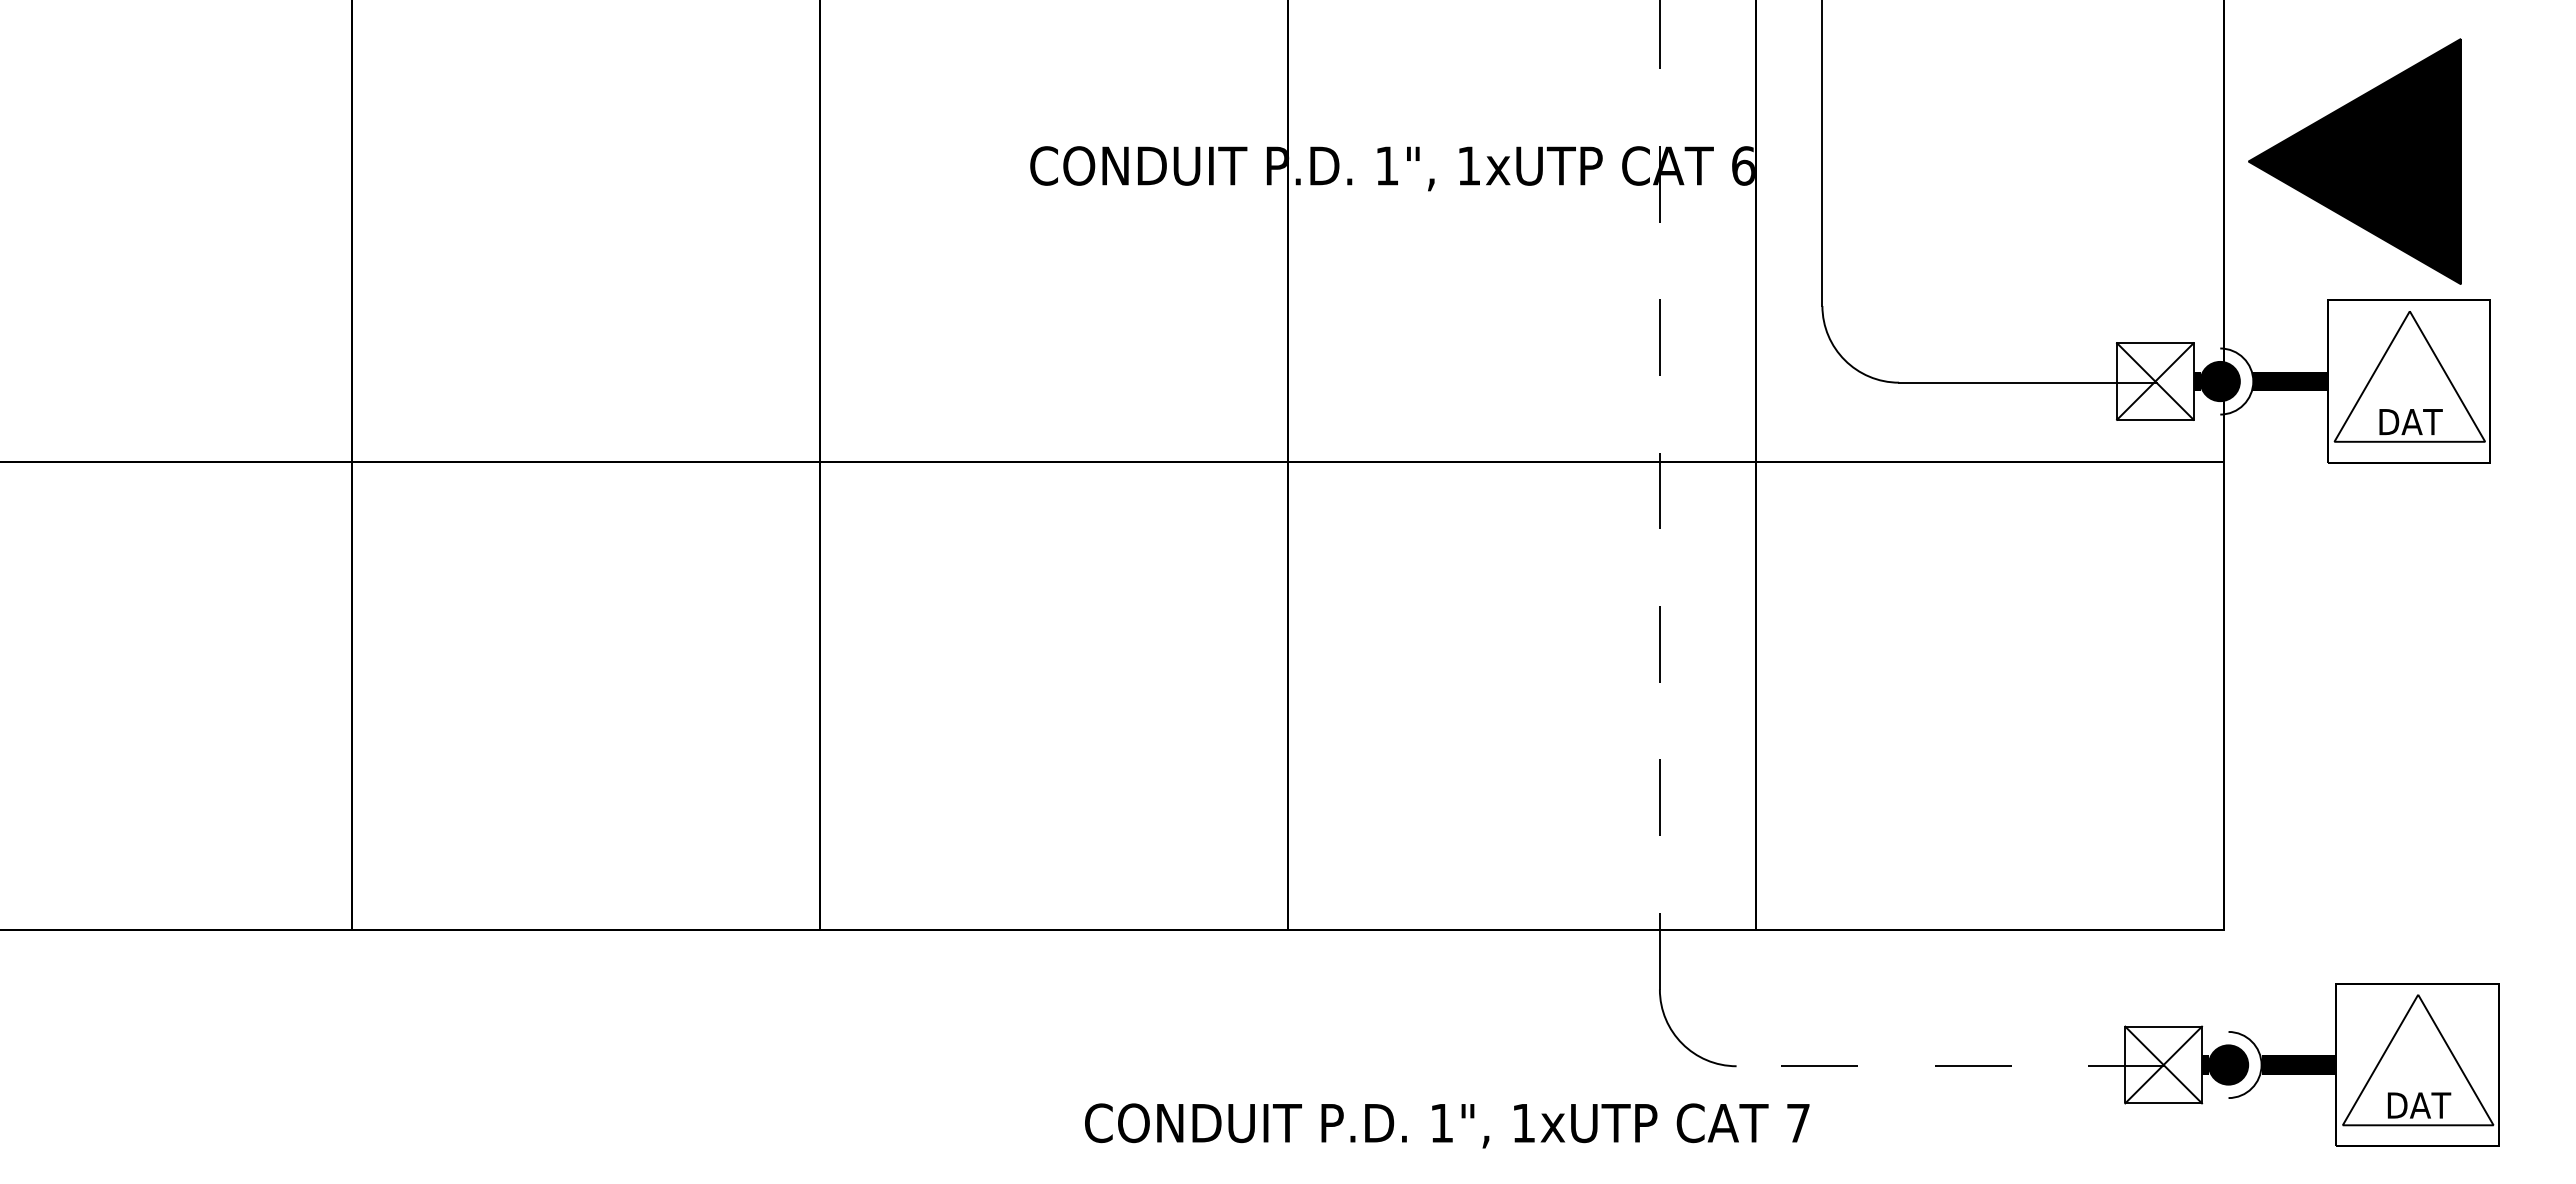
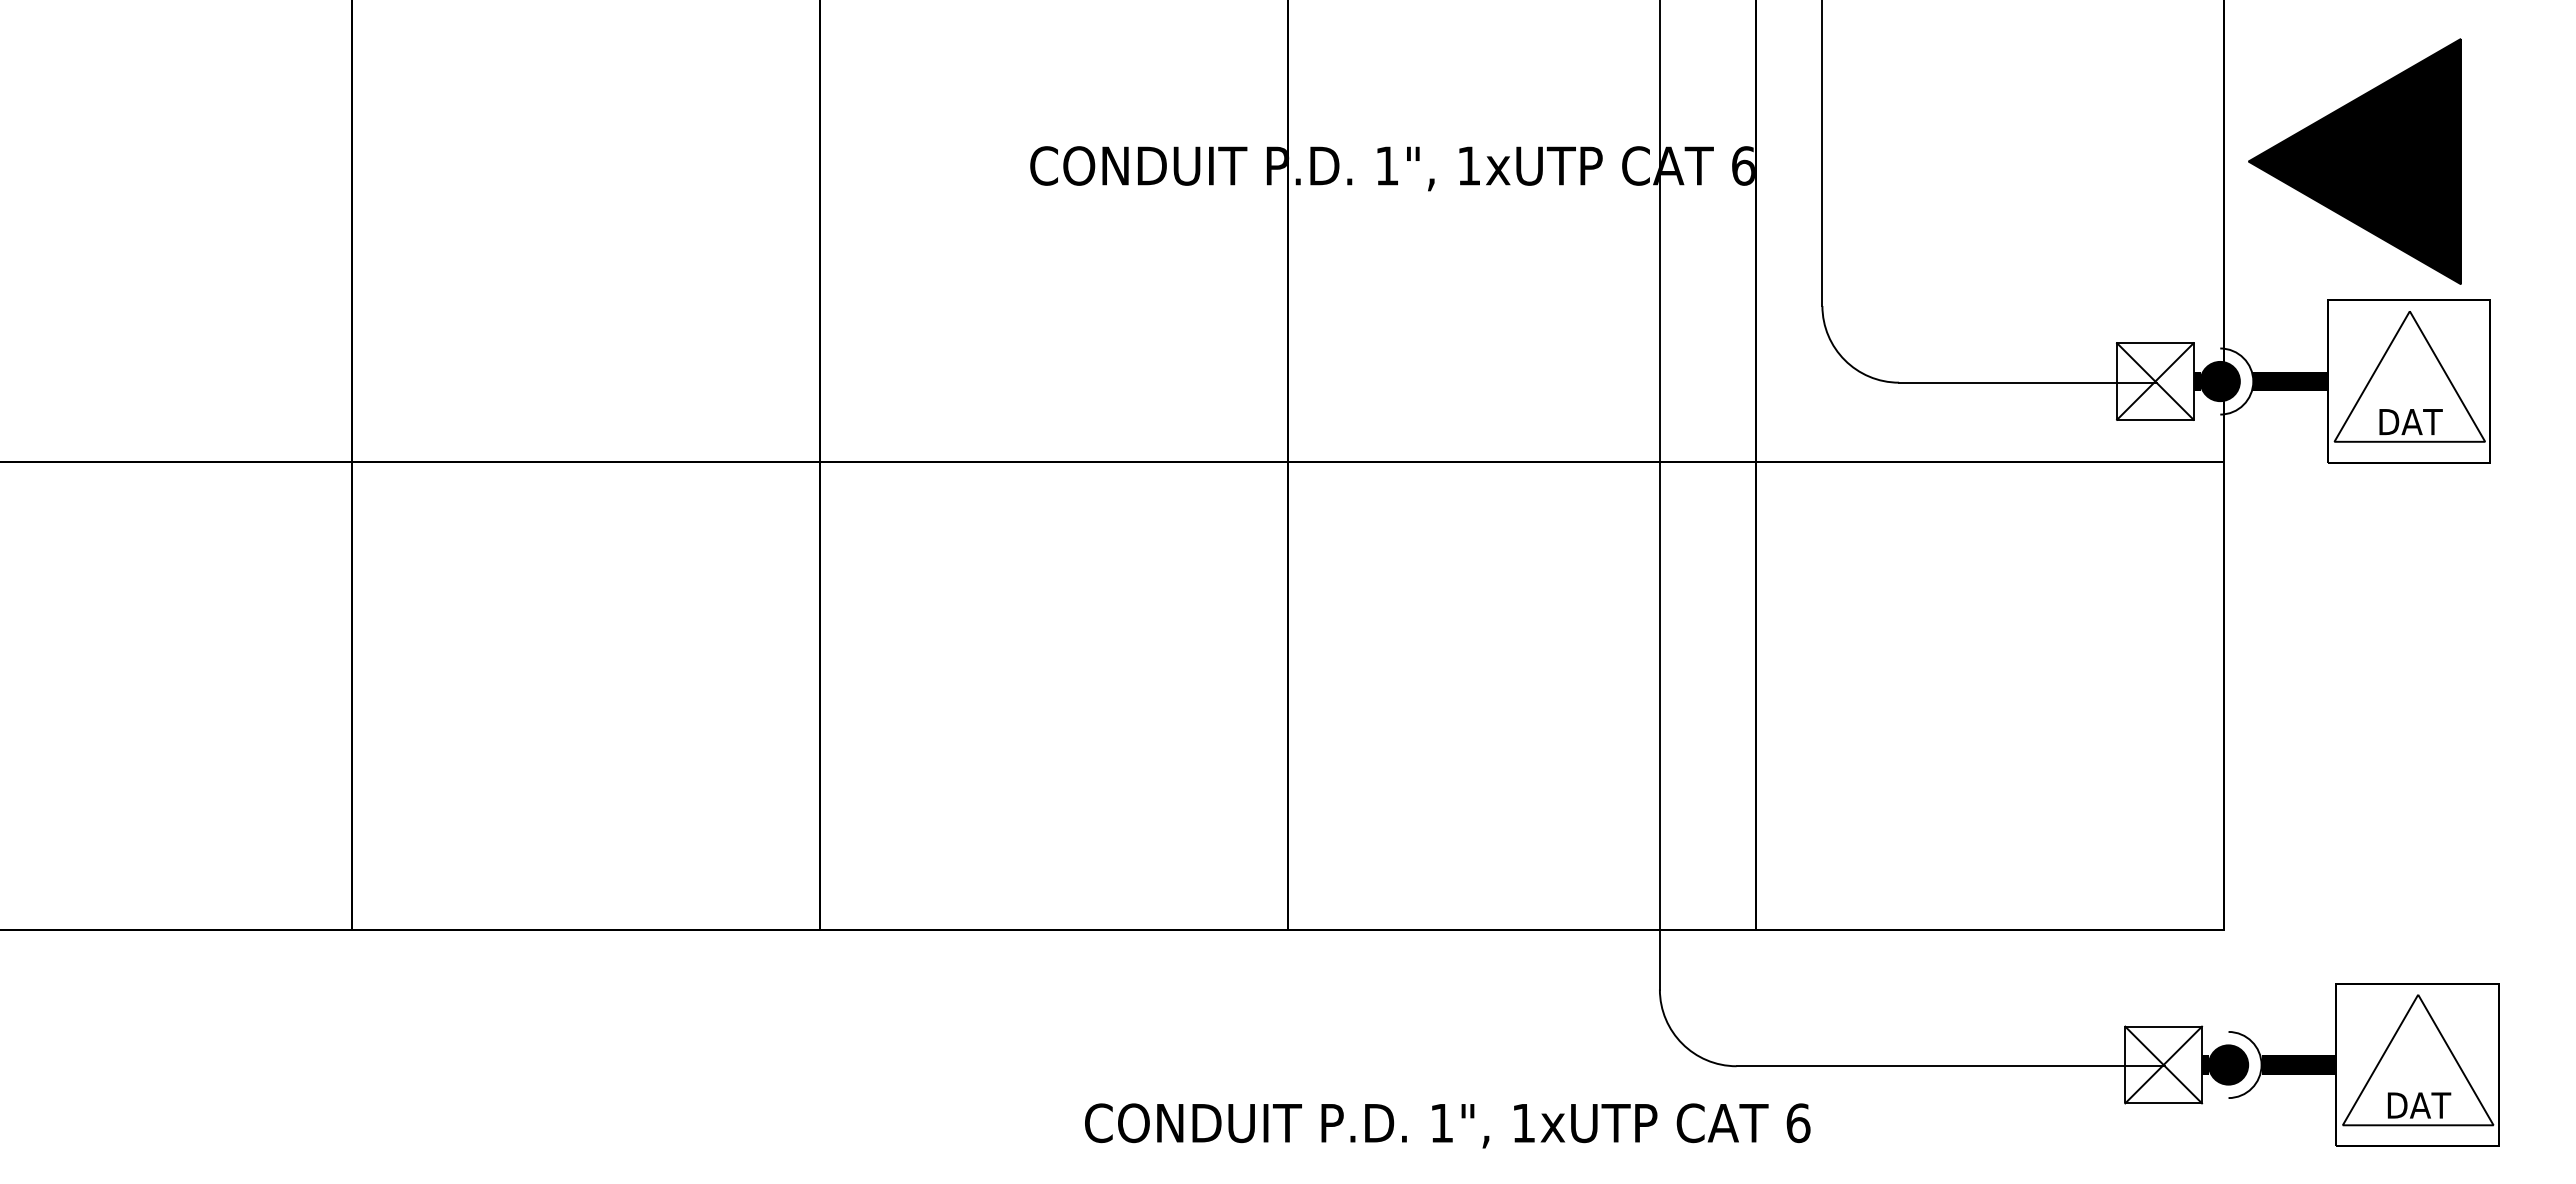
line: dashed -> solid (1659, 494)
line: dashed -> solid (1950, 1066)
text: 7 -> 6 (1798, 1123)
